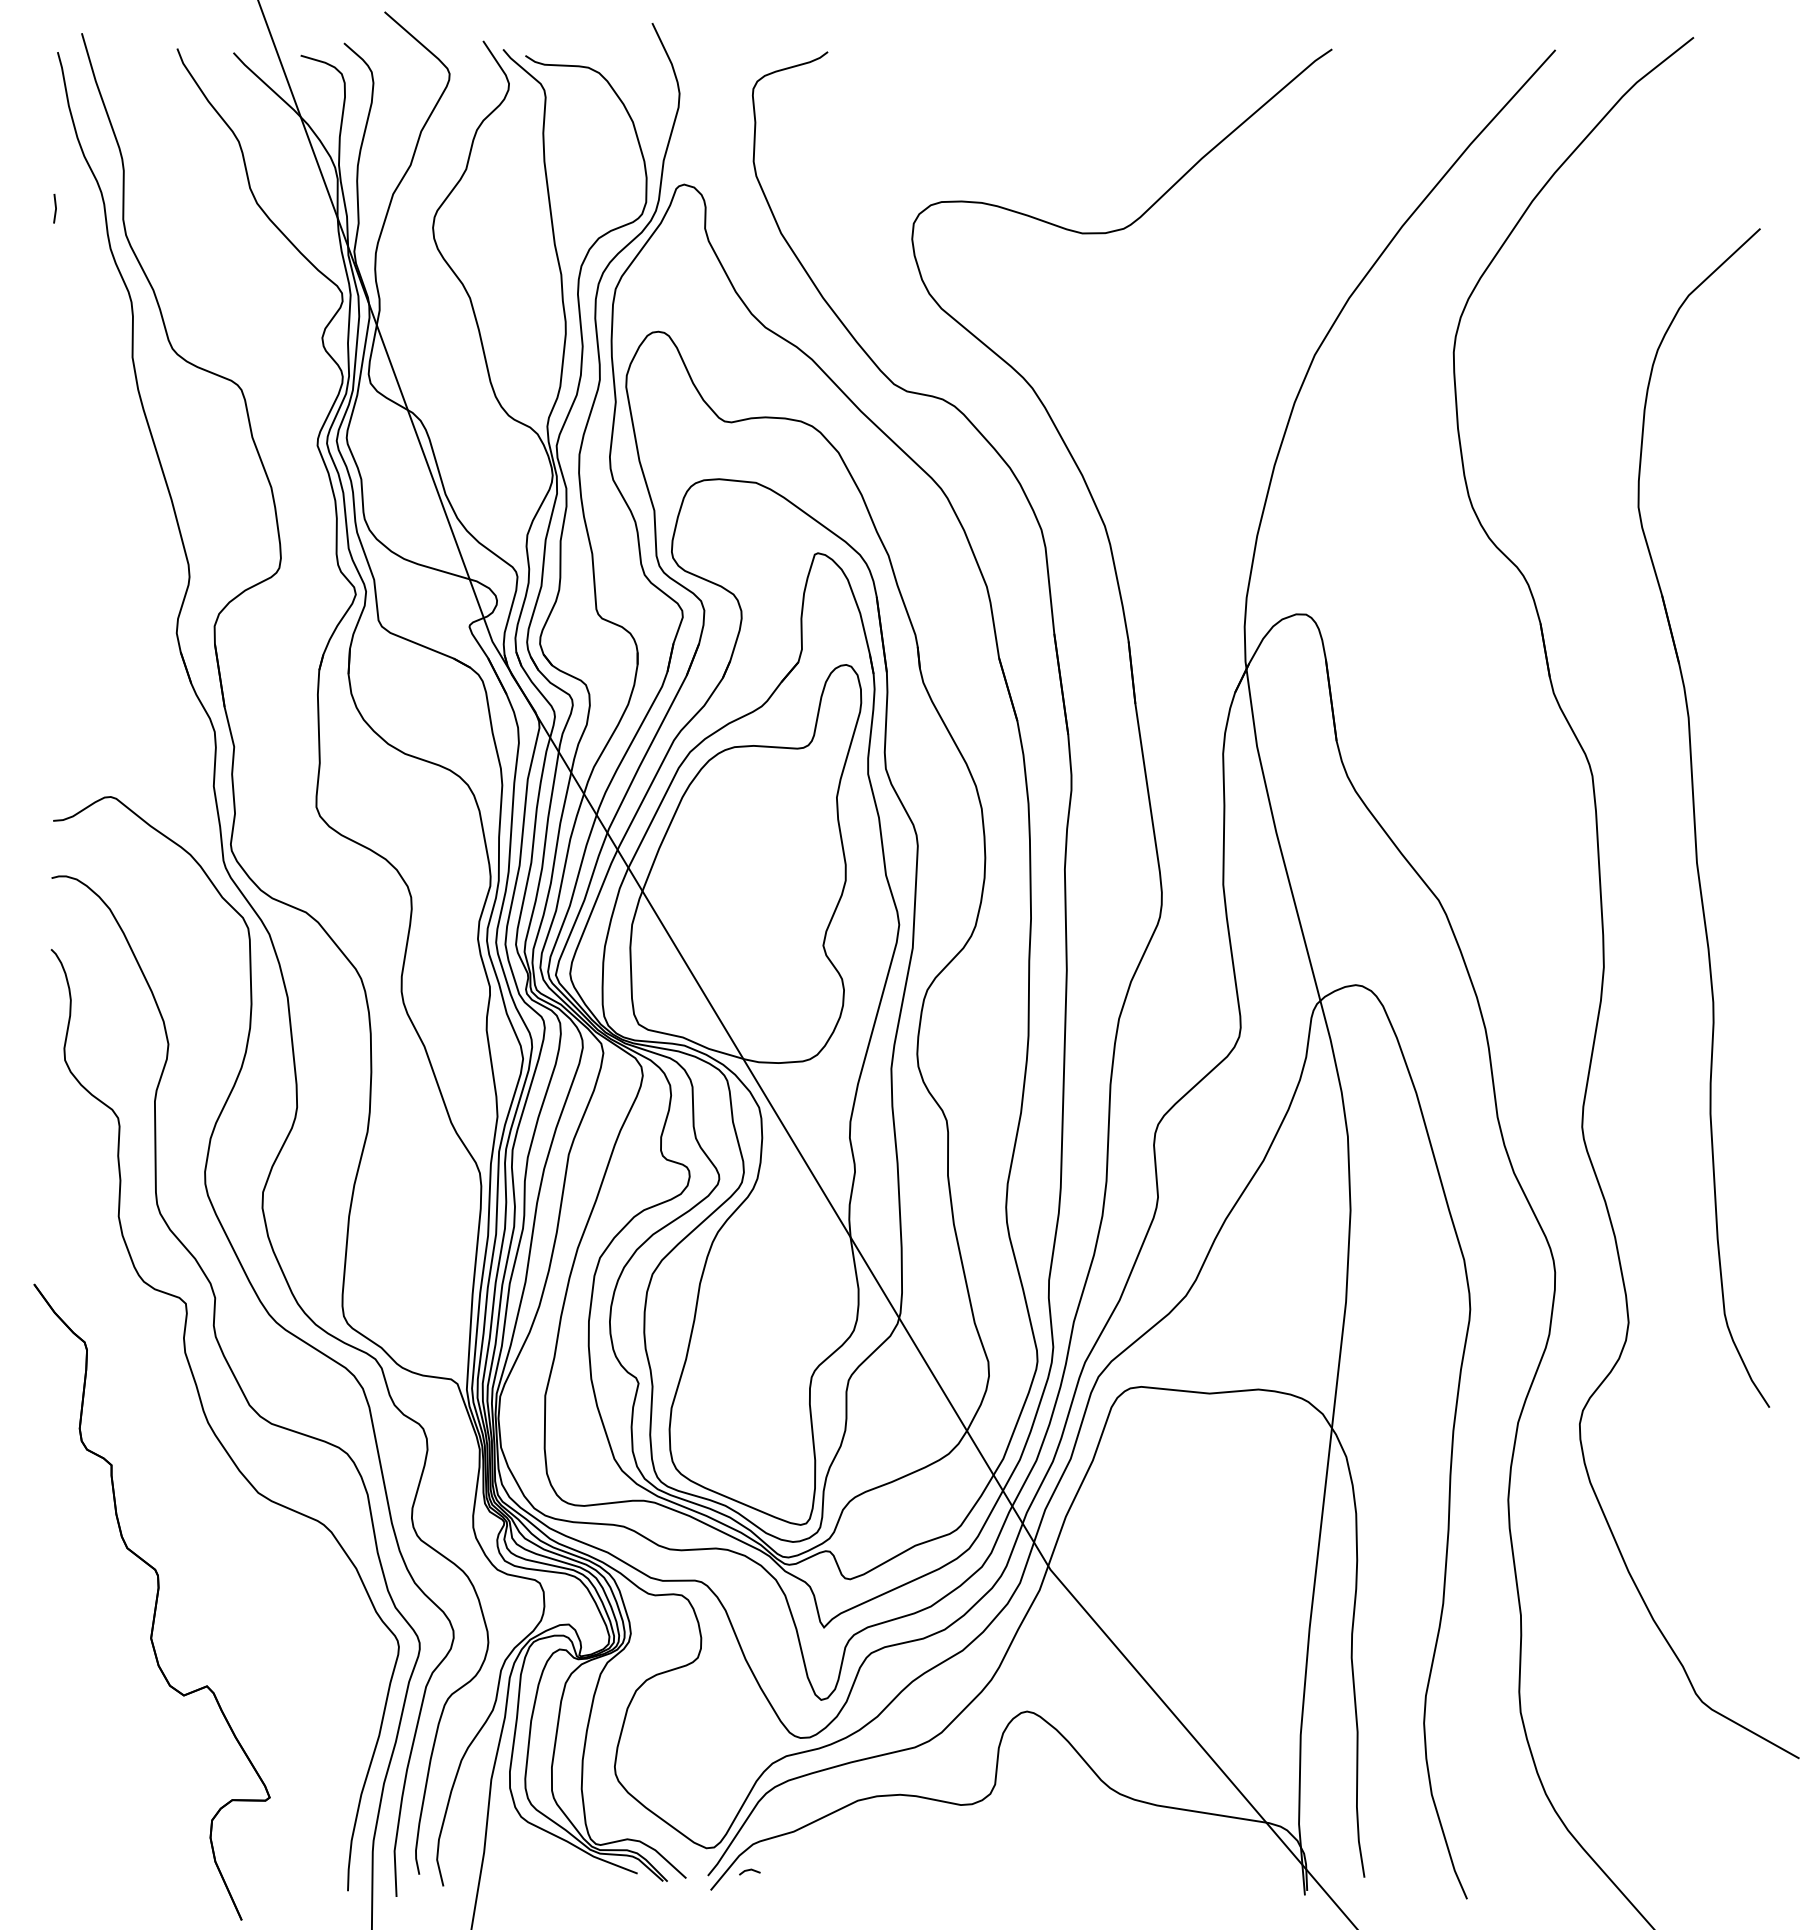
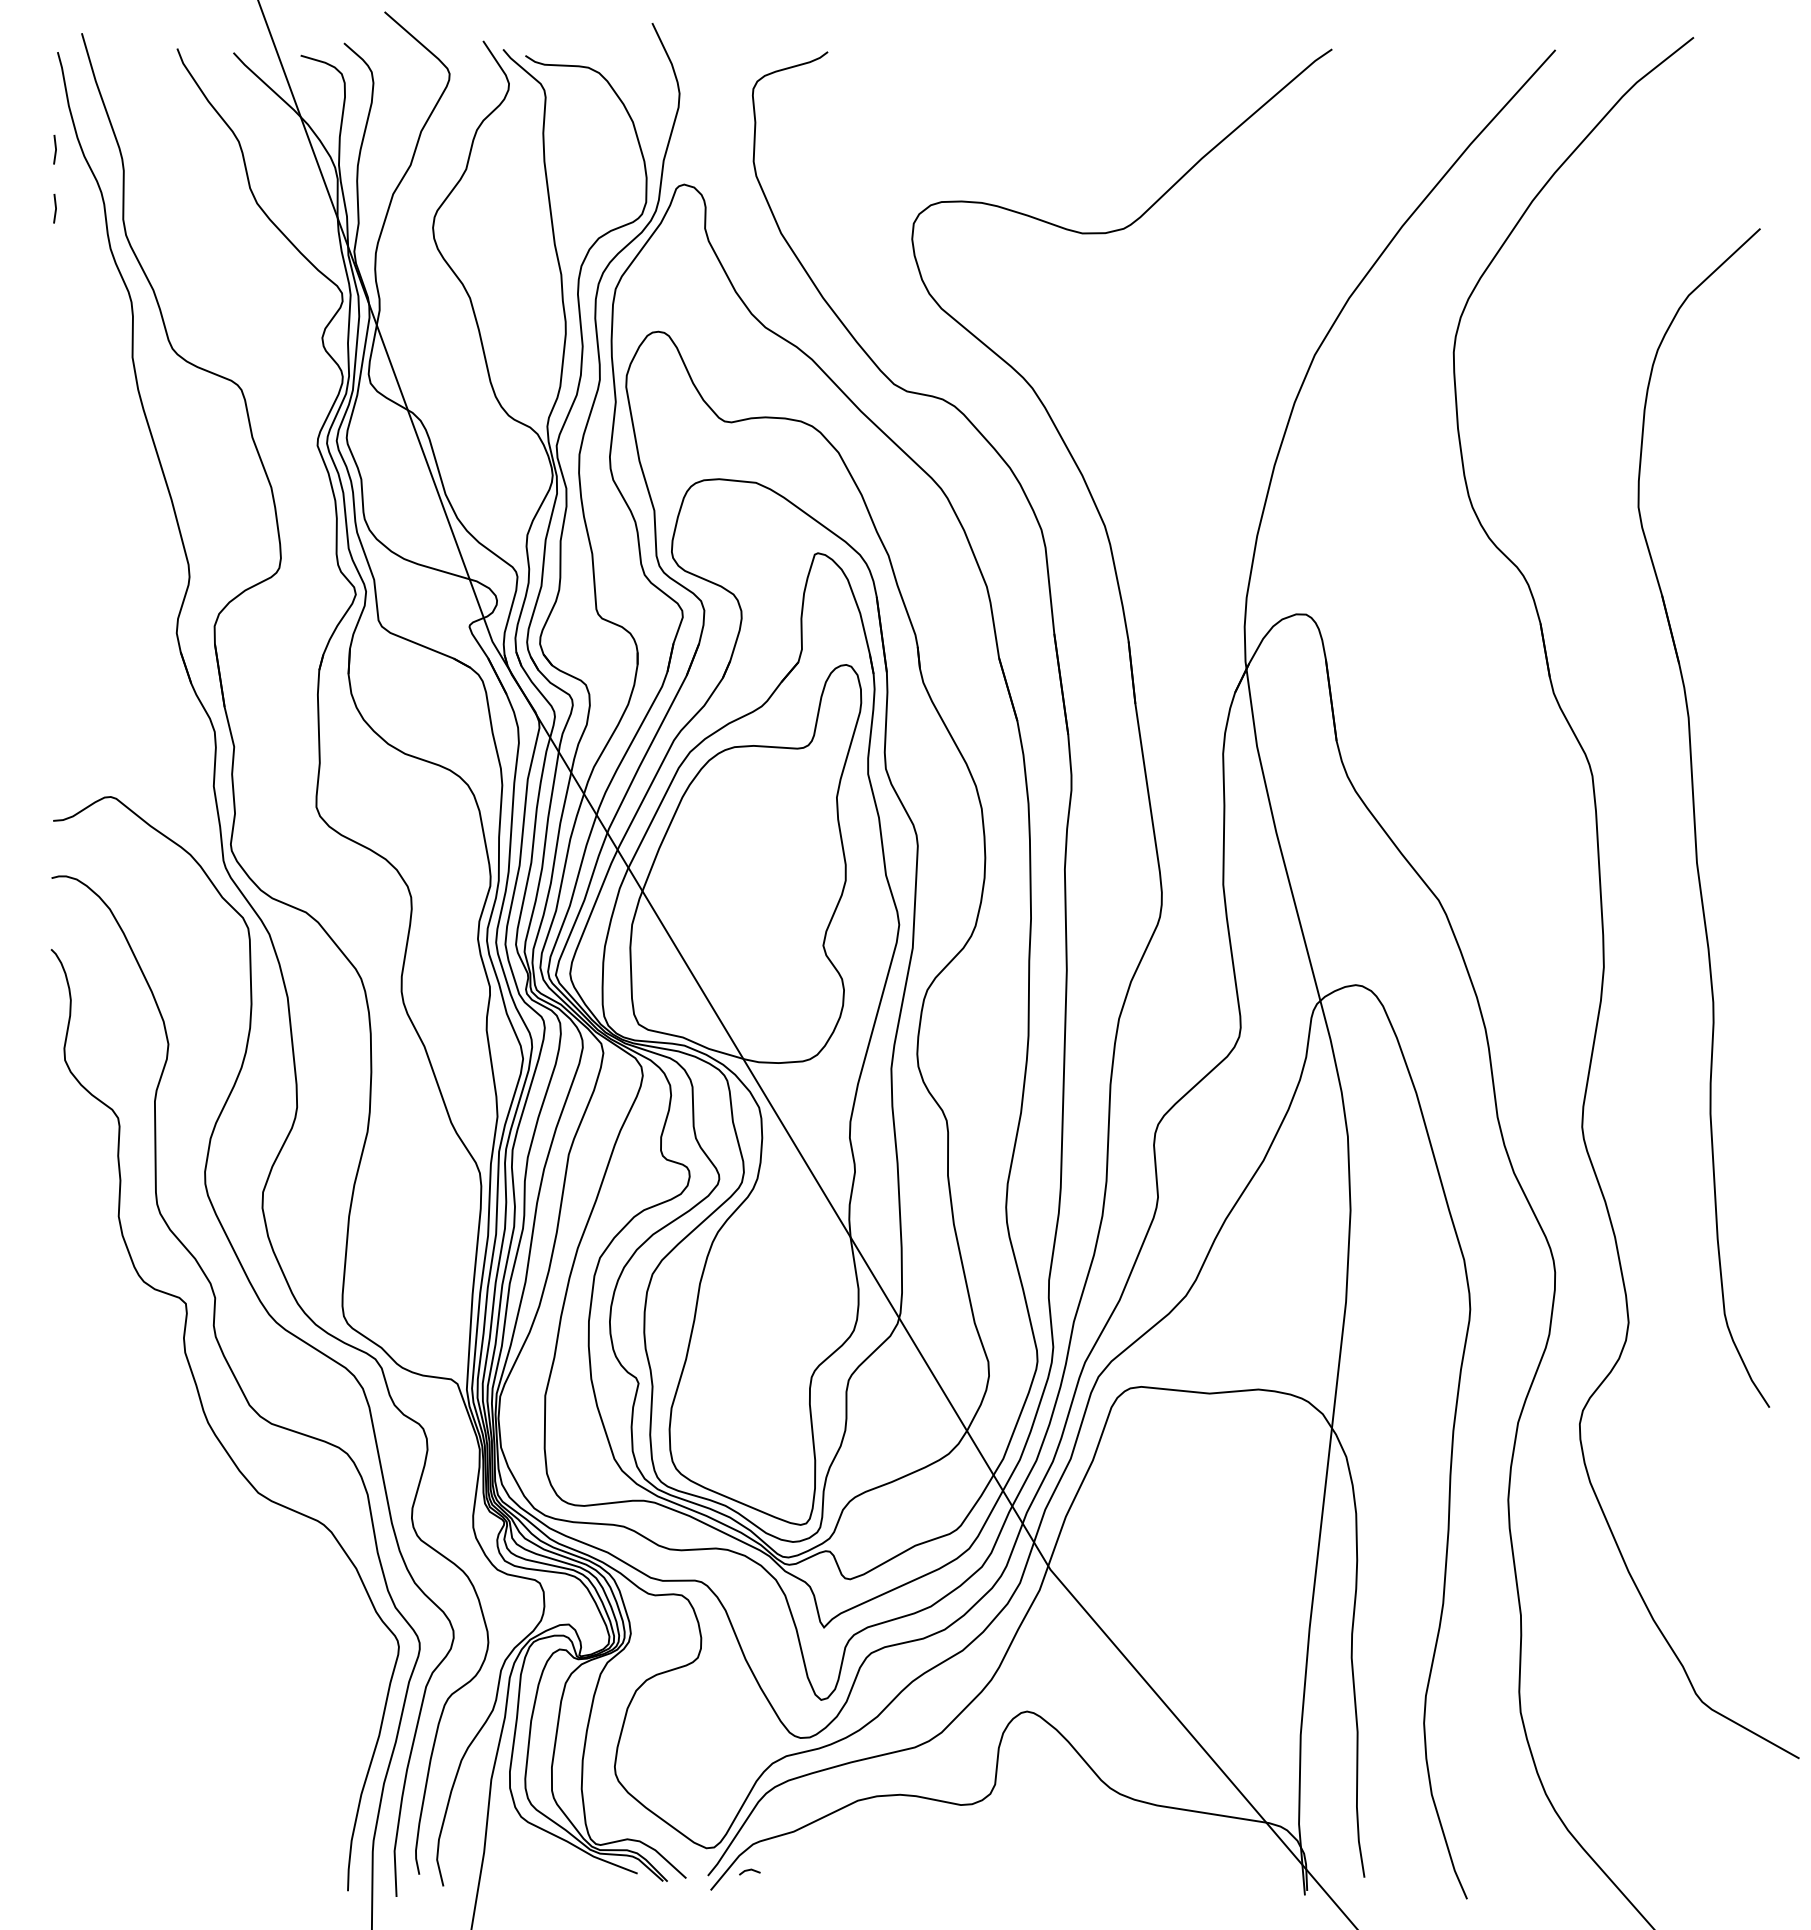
line: none -> present (55, 149)
part: present -> none (151, 1601)
